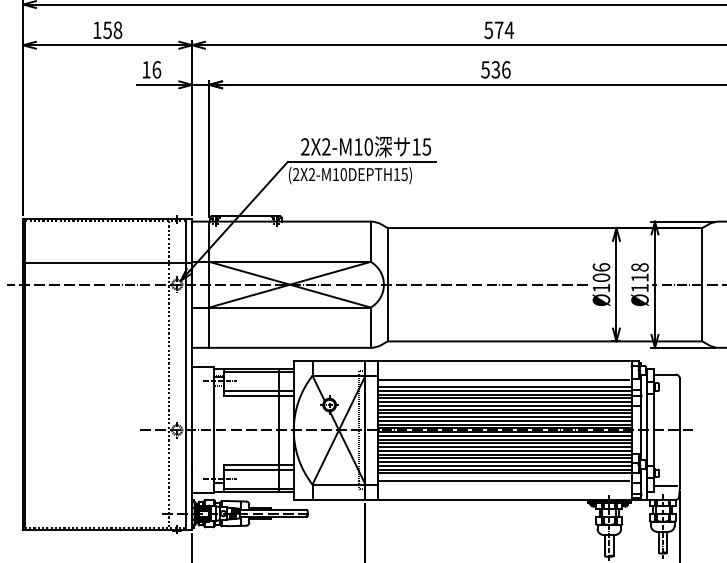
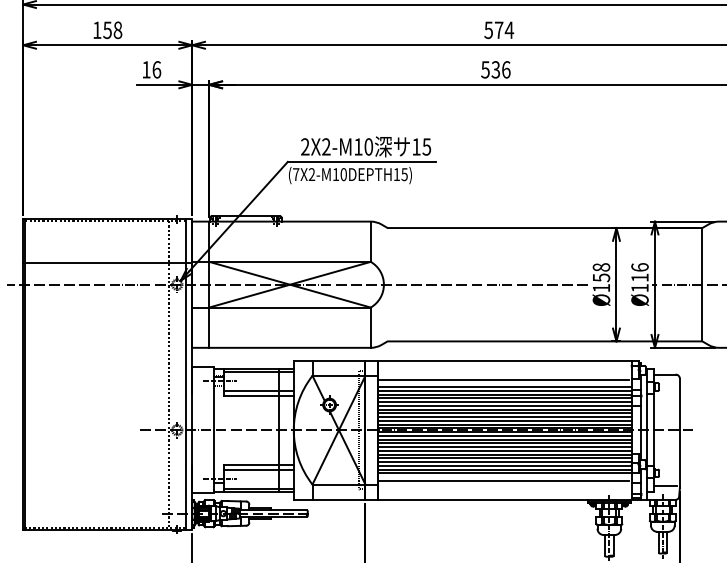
text: (2X2-M10DEPTH15) -> (7X2-M10DEPTH15) (296, 174)
text: Ø118 -> Ø116 (639, 267)
text: Ø106 -> Ø158 (601, 272)
line: present -> none (387, 284)
